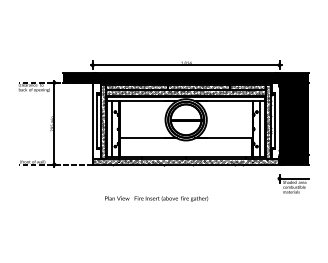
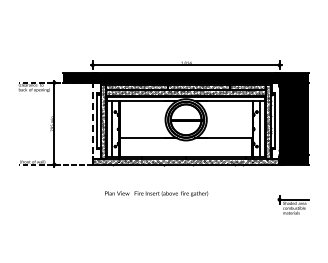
line: solid -> dashed (92, 123)
part position: (293, 183) -> (293, 204) (293, 204)
text position: (156, 198) -> (156, 193) (156, 193)
